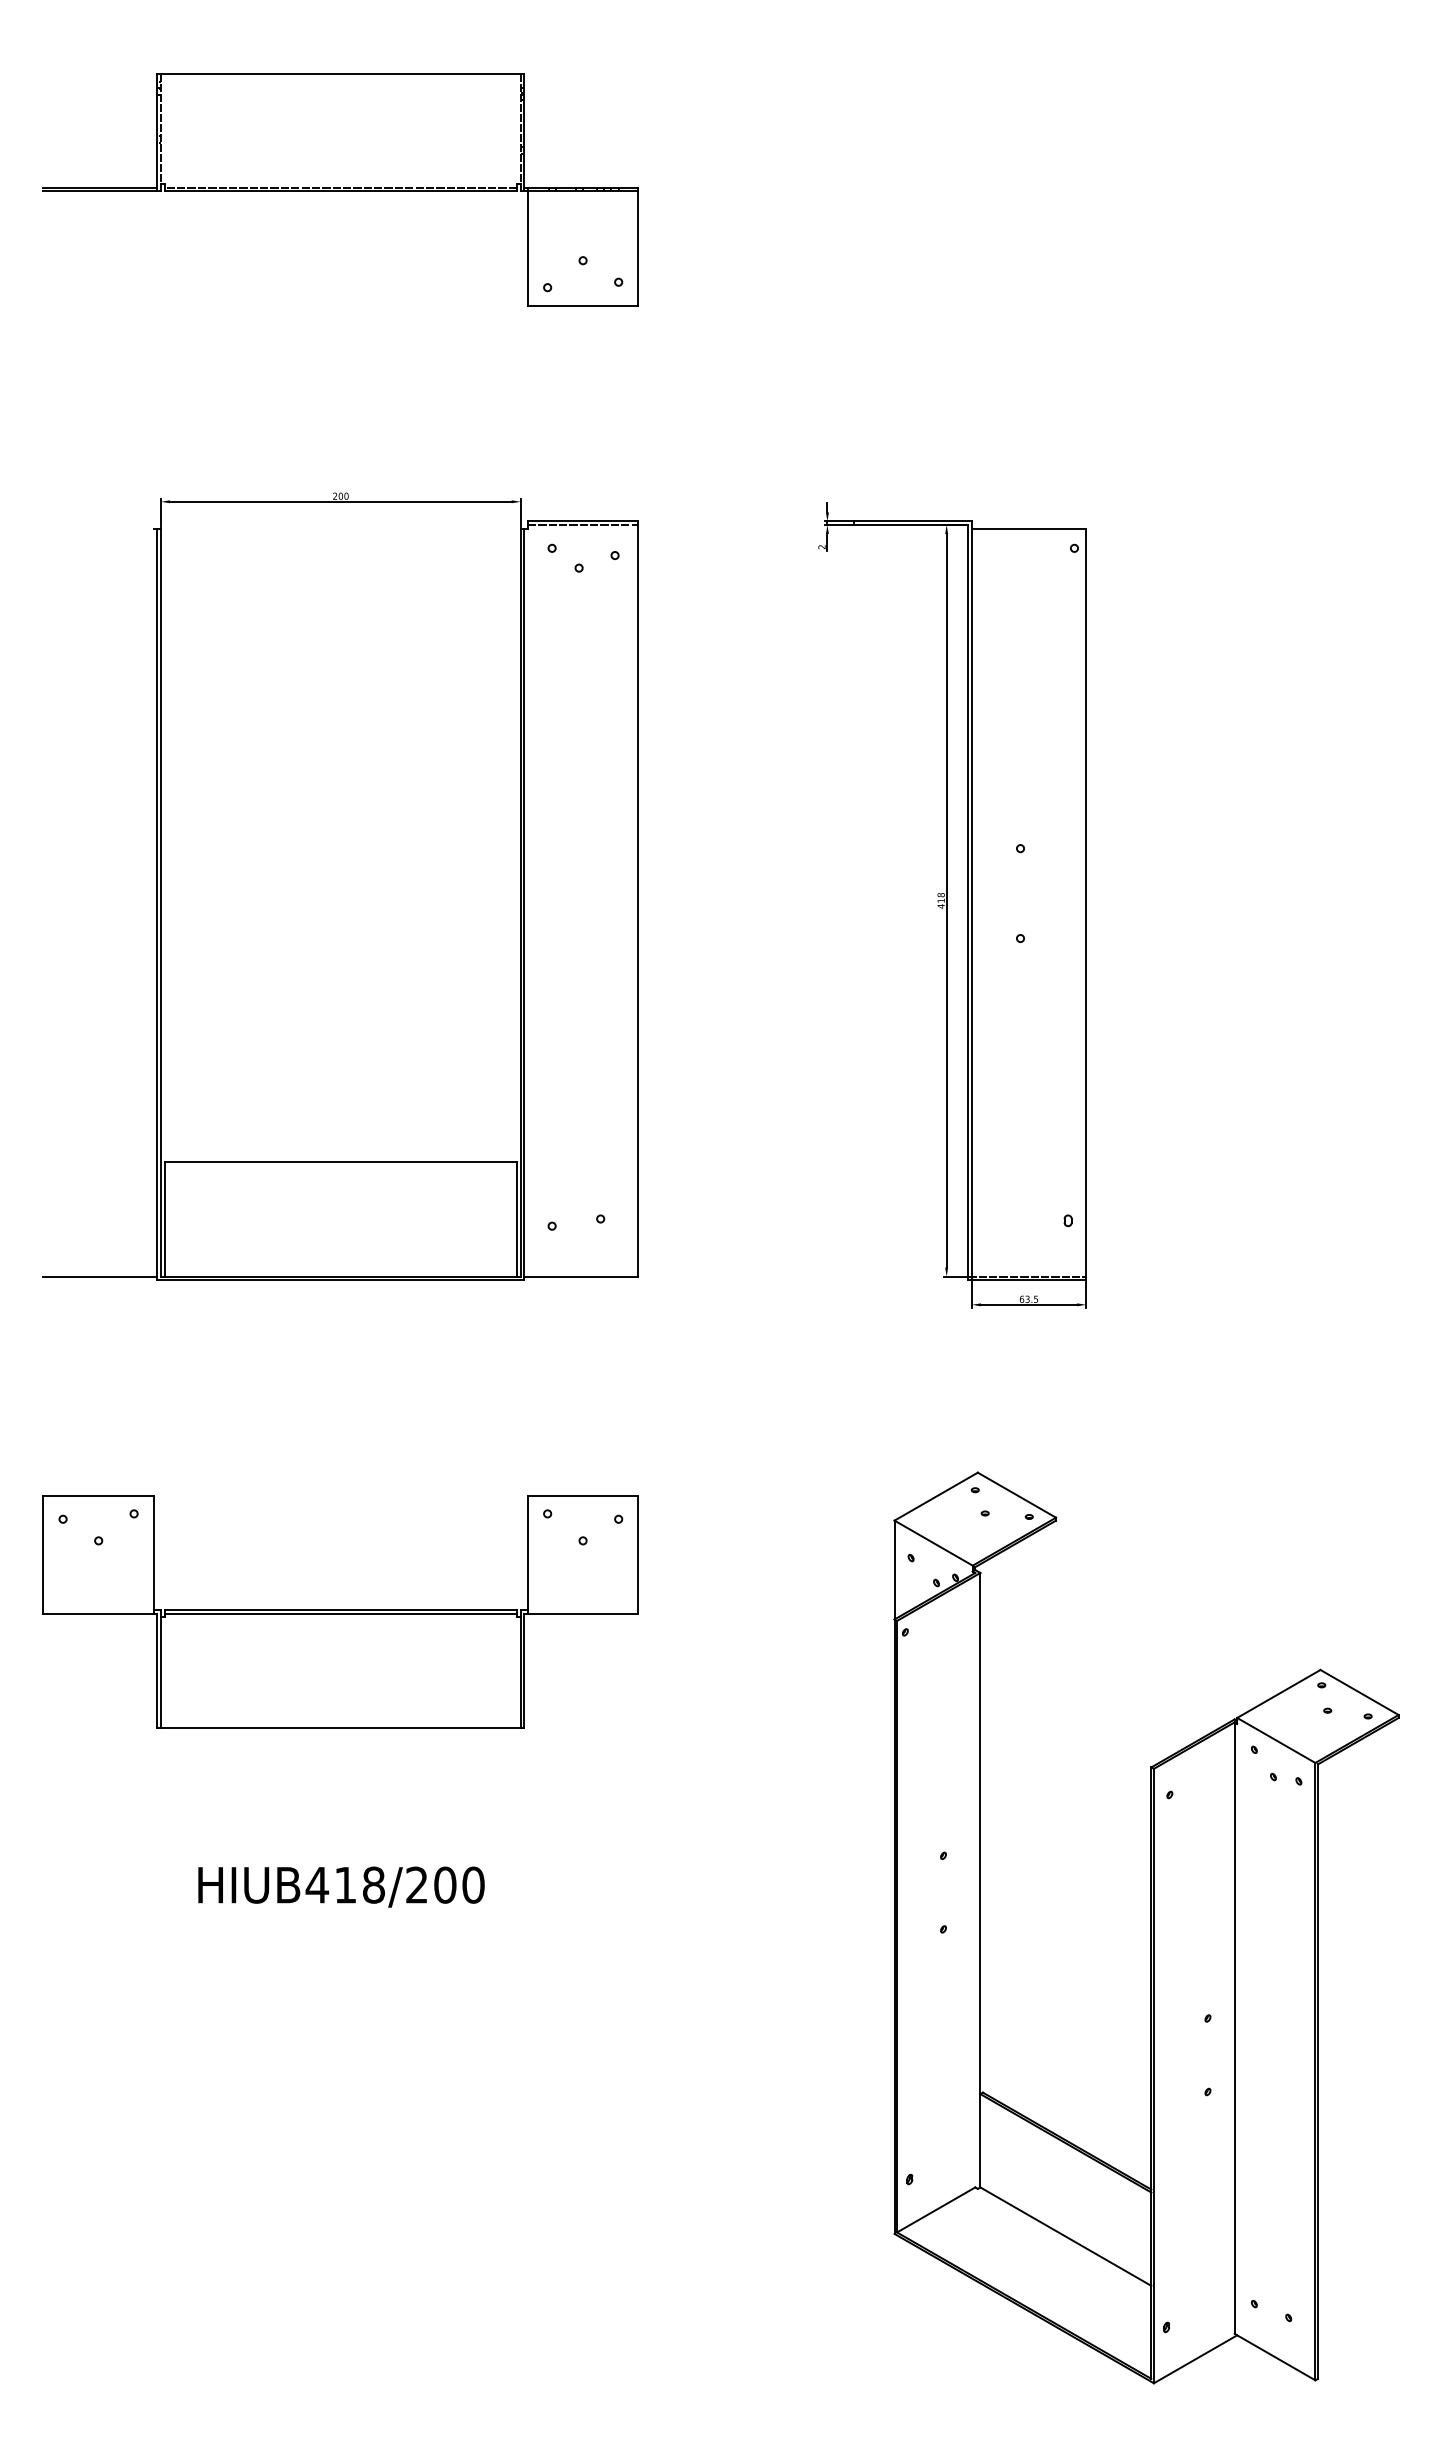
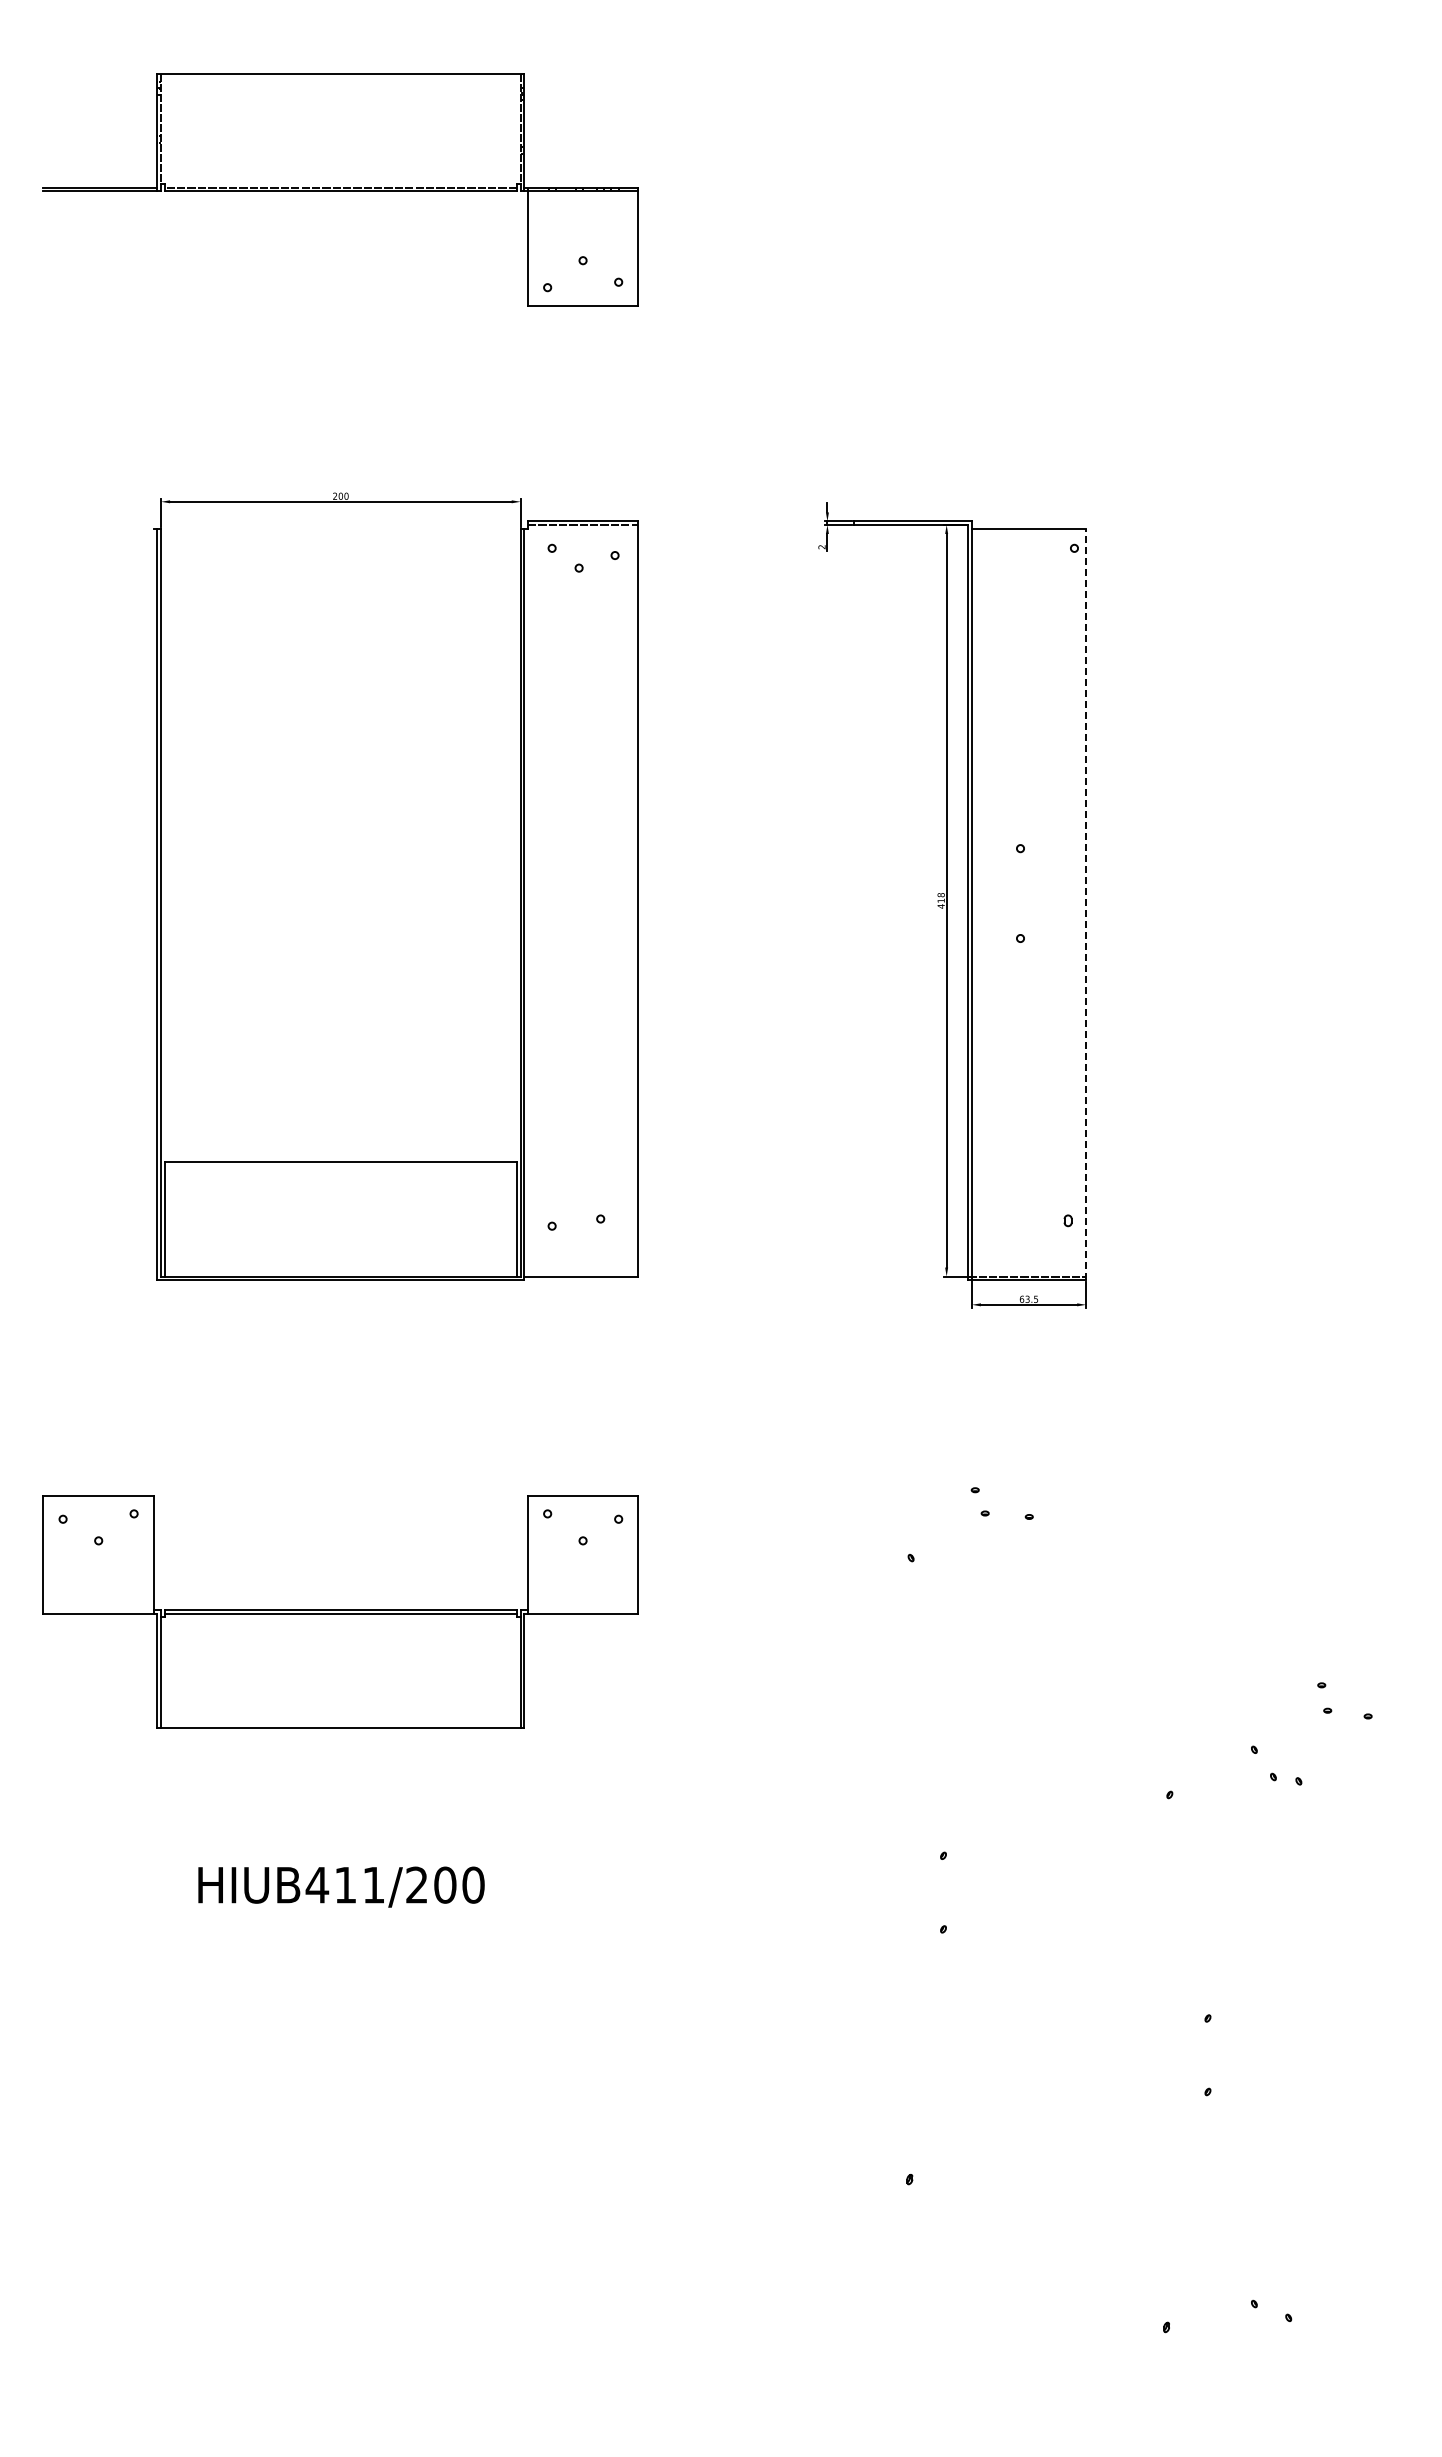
line: solid -> dashed (1086, 904)
line: present -> none (100, 1276)
text: HIUB418/200 -> HIUB411/200 (373, 1884)
part: present -> none (1146, 1927)
